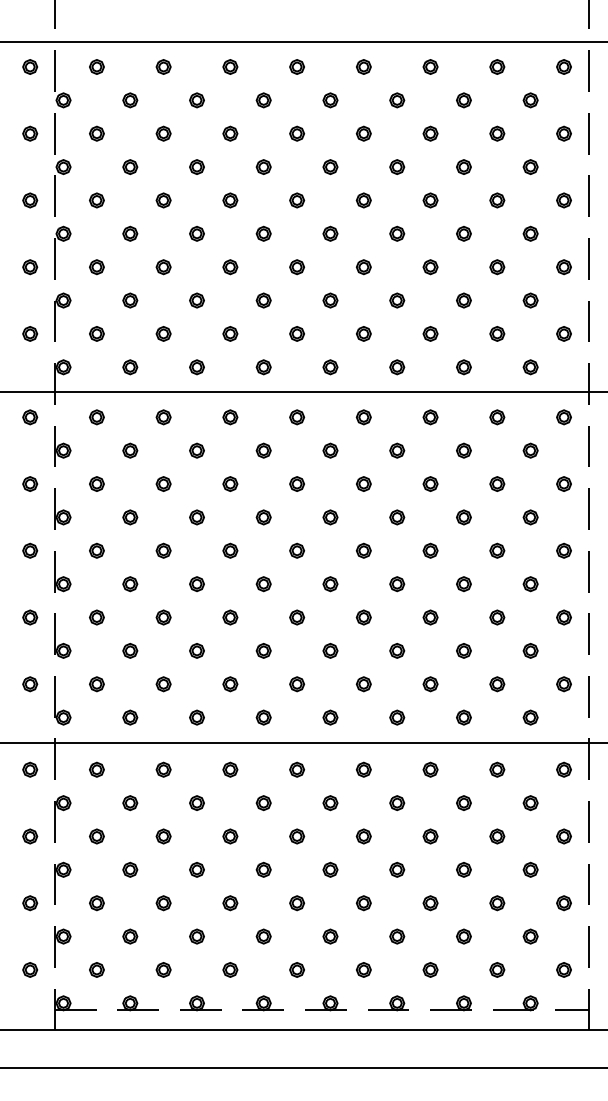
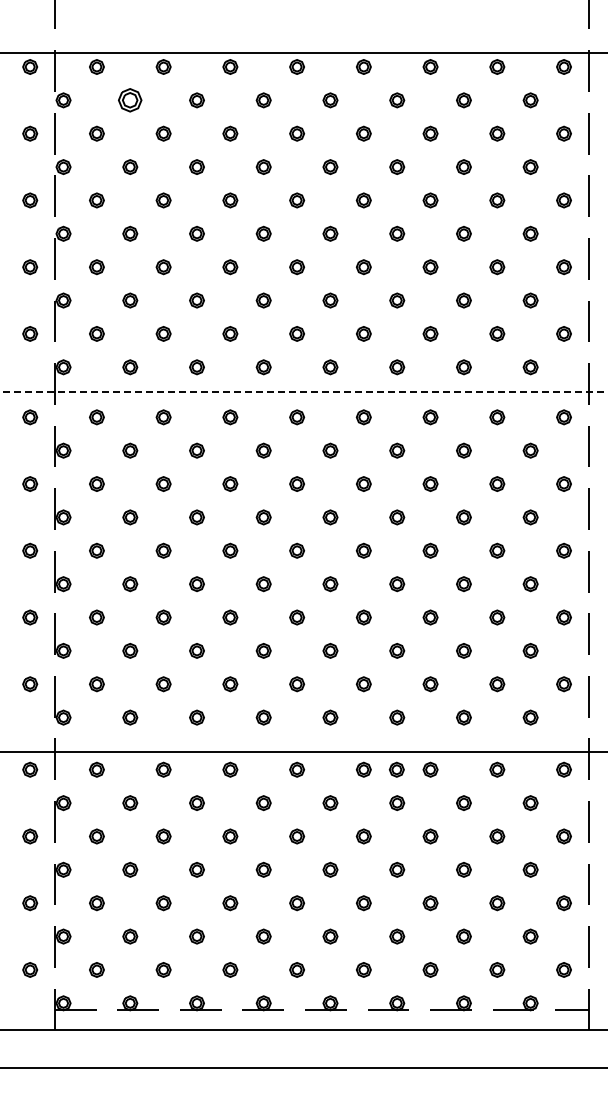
line position: (303, 41) -> (303, 52) (303, 52)
part size: 17x17 px -> 25x25 px (130, 100)
line: solid -> dashed (303, 392)
line position: (303, 742) -> (303, 751) (303, 751)
part: none -> present (396, 769)
